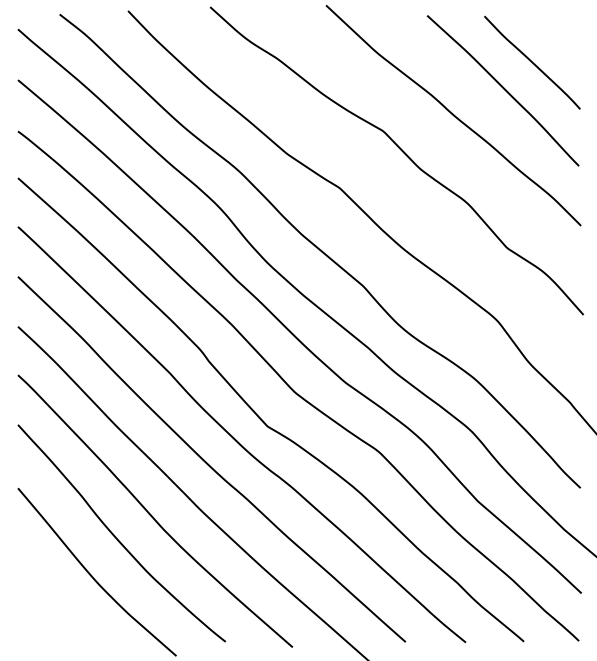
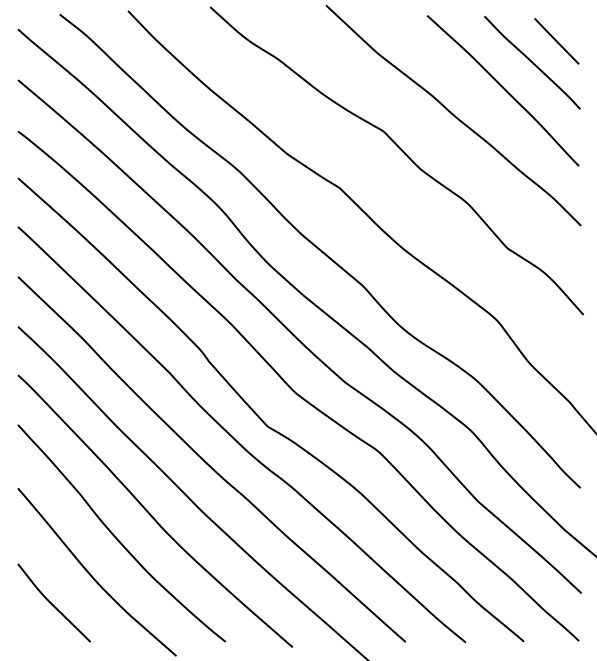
line: none -> present (556, 41)
curve: none -> present (52, 603)
